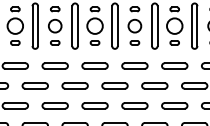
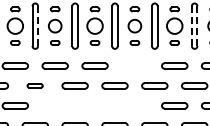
line: solid -> dashed (38, 26)
line: solid -> dashed (191, 26)
line: solid -> dashed (197, 26)
part: present -> none (134, 65)
part size: 28x8 px -> 18x6 px (34, 85)
part: present -> none (54, 105)
part: present -> none (94, 105)
part: present -> none (134, 105)
